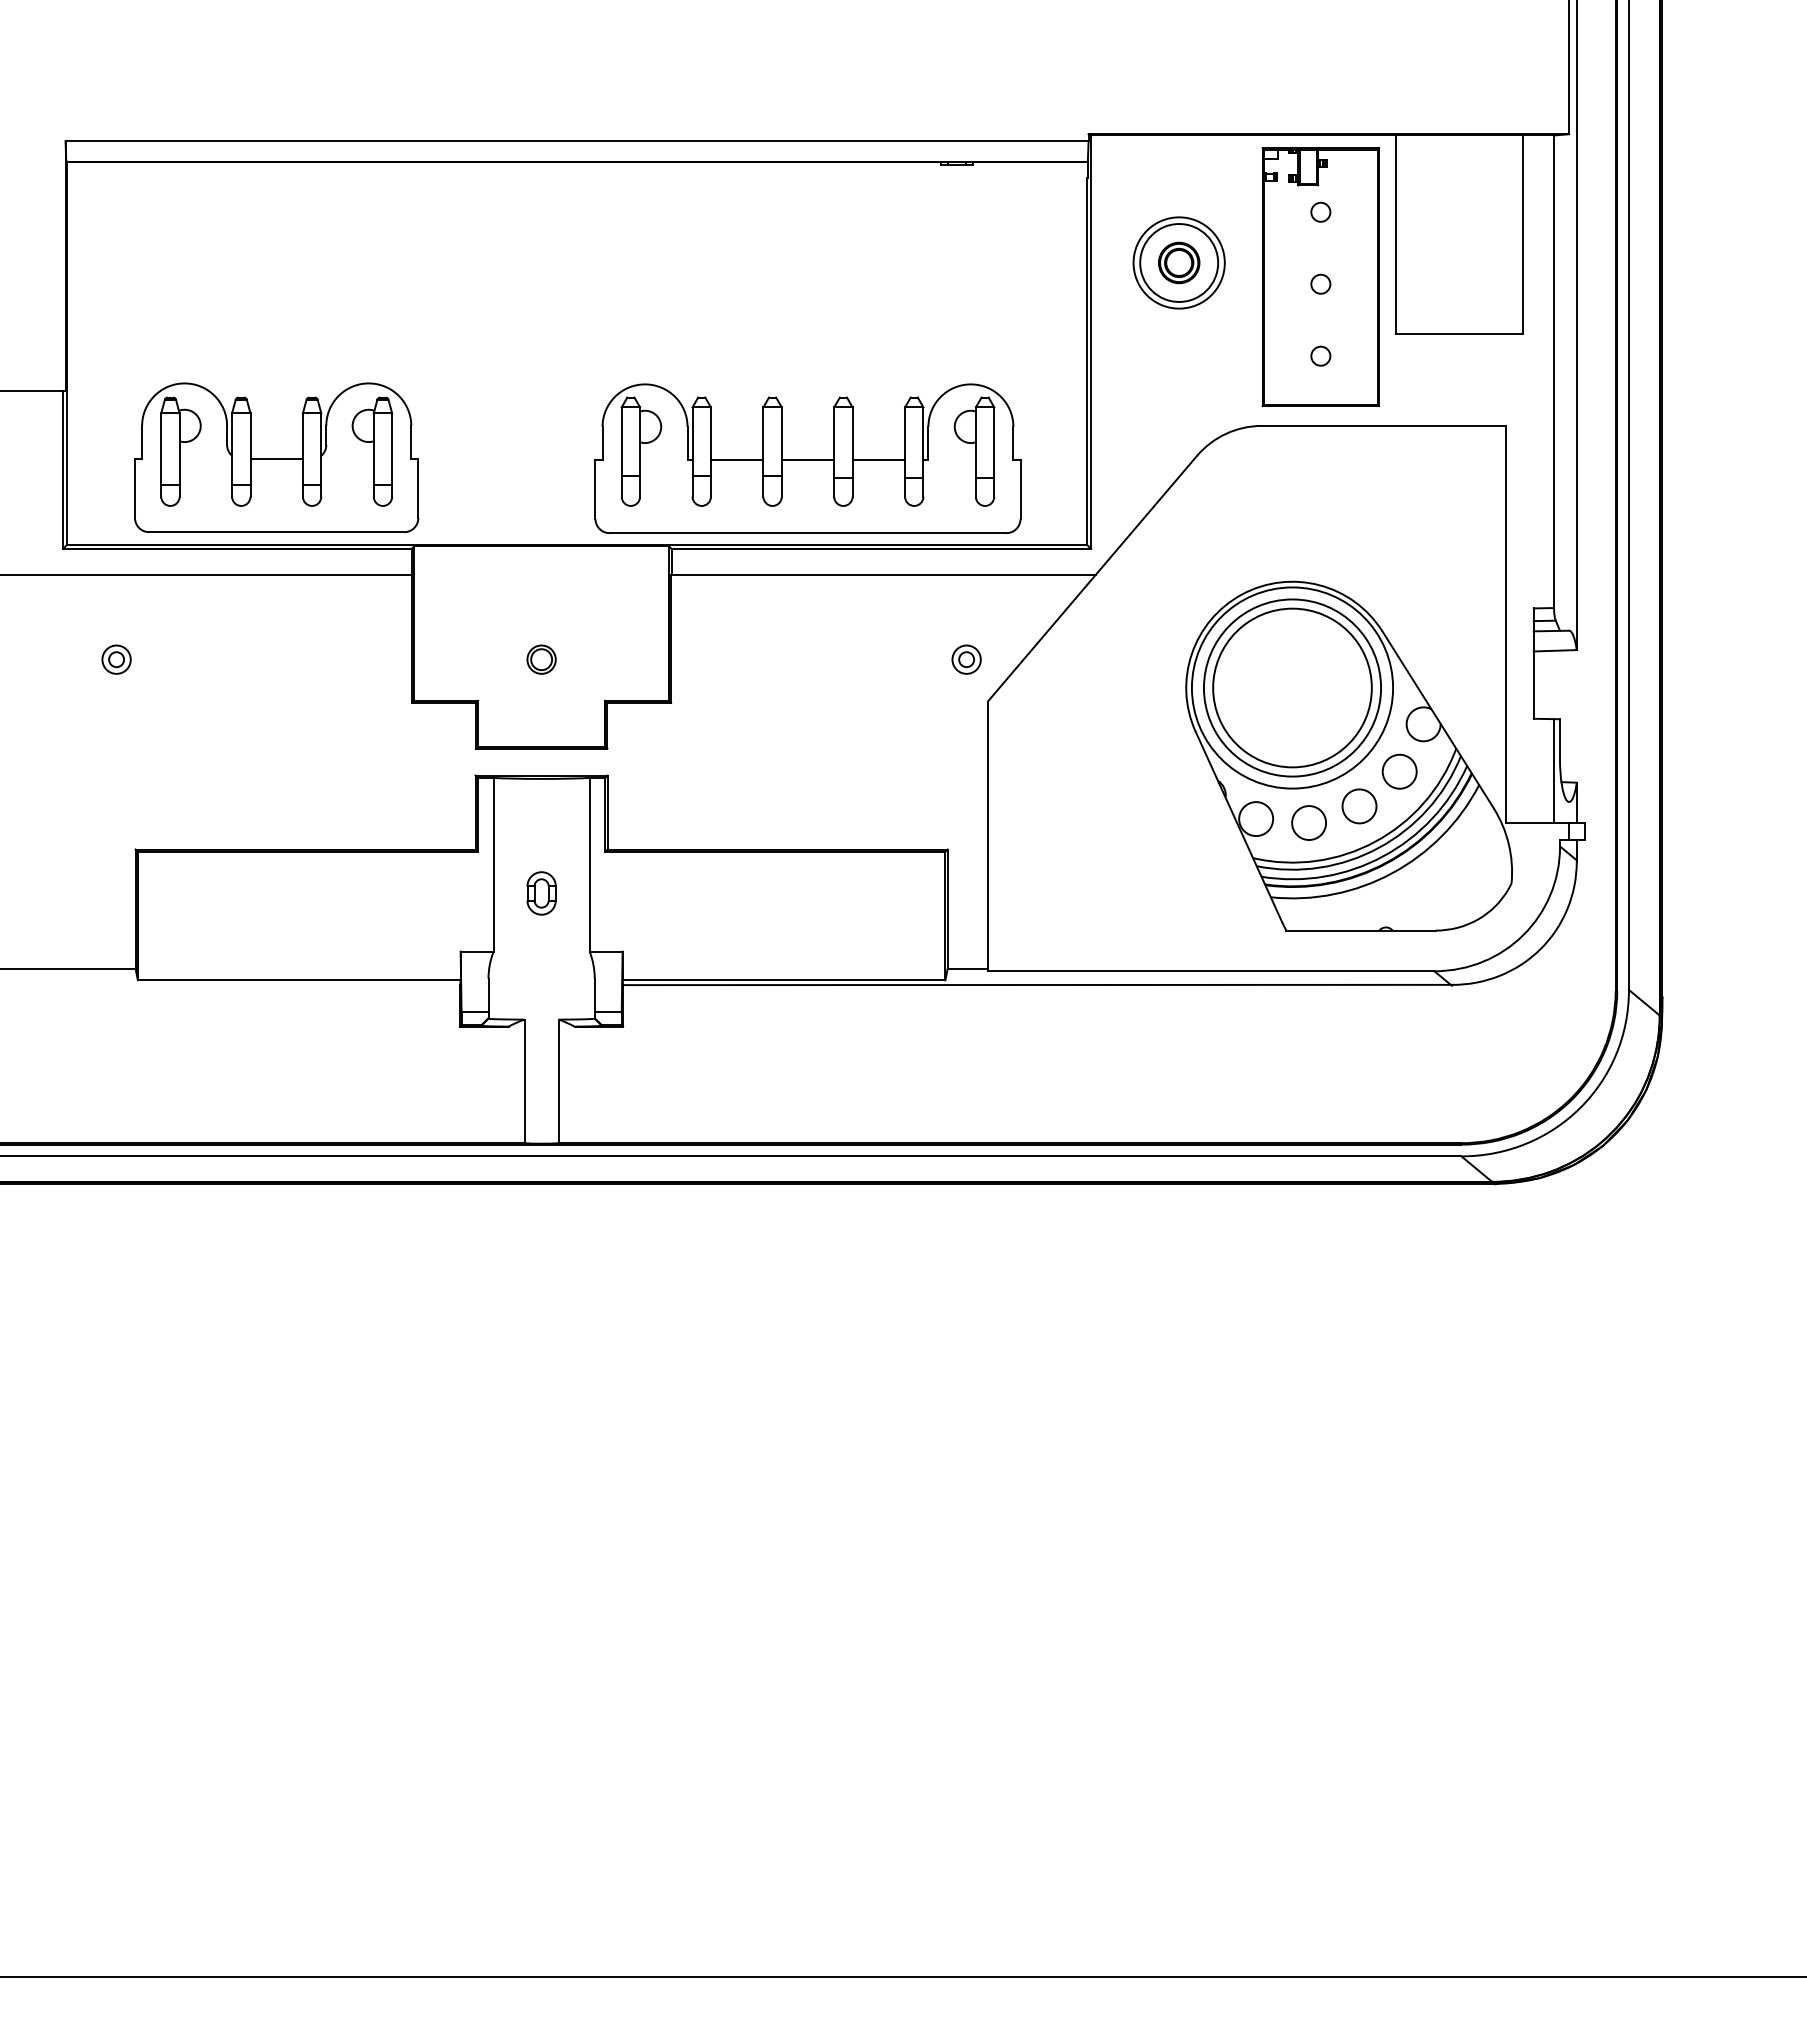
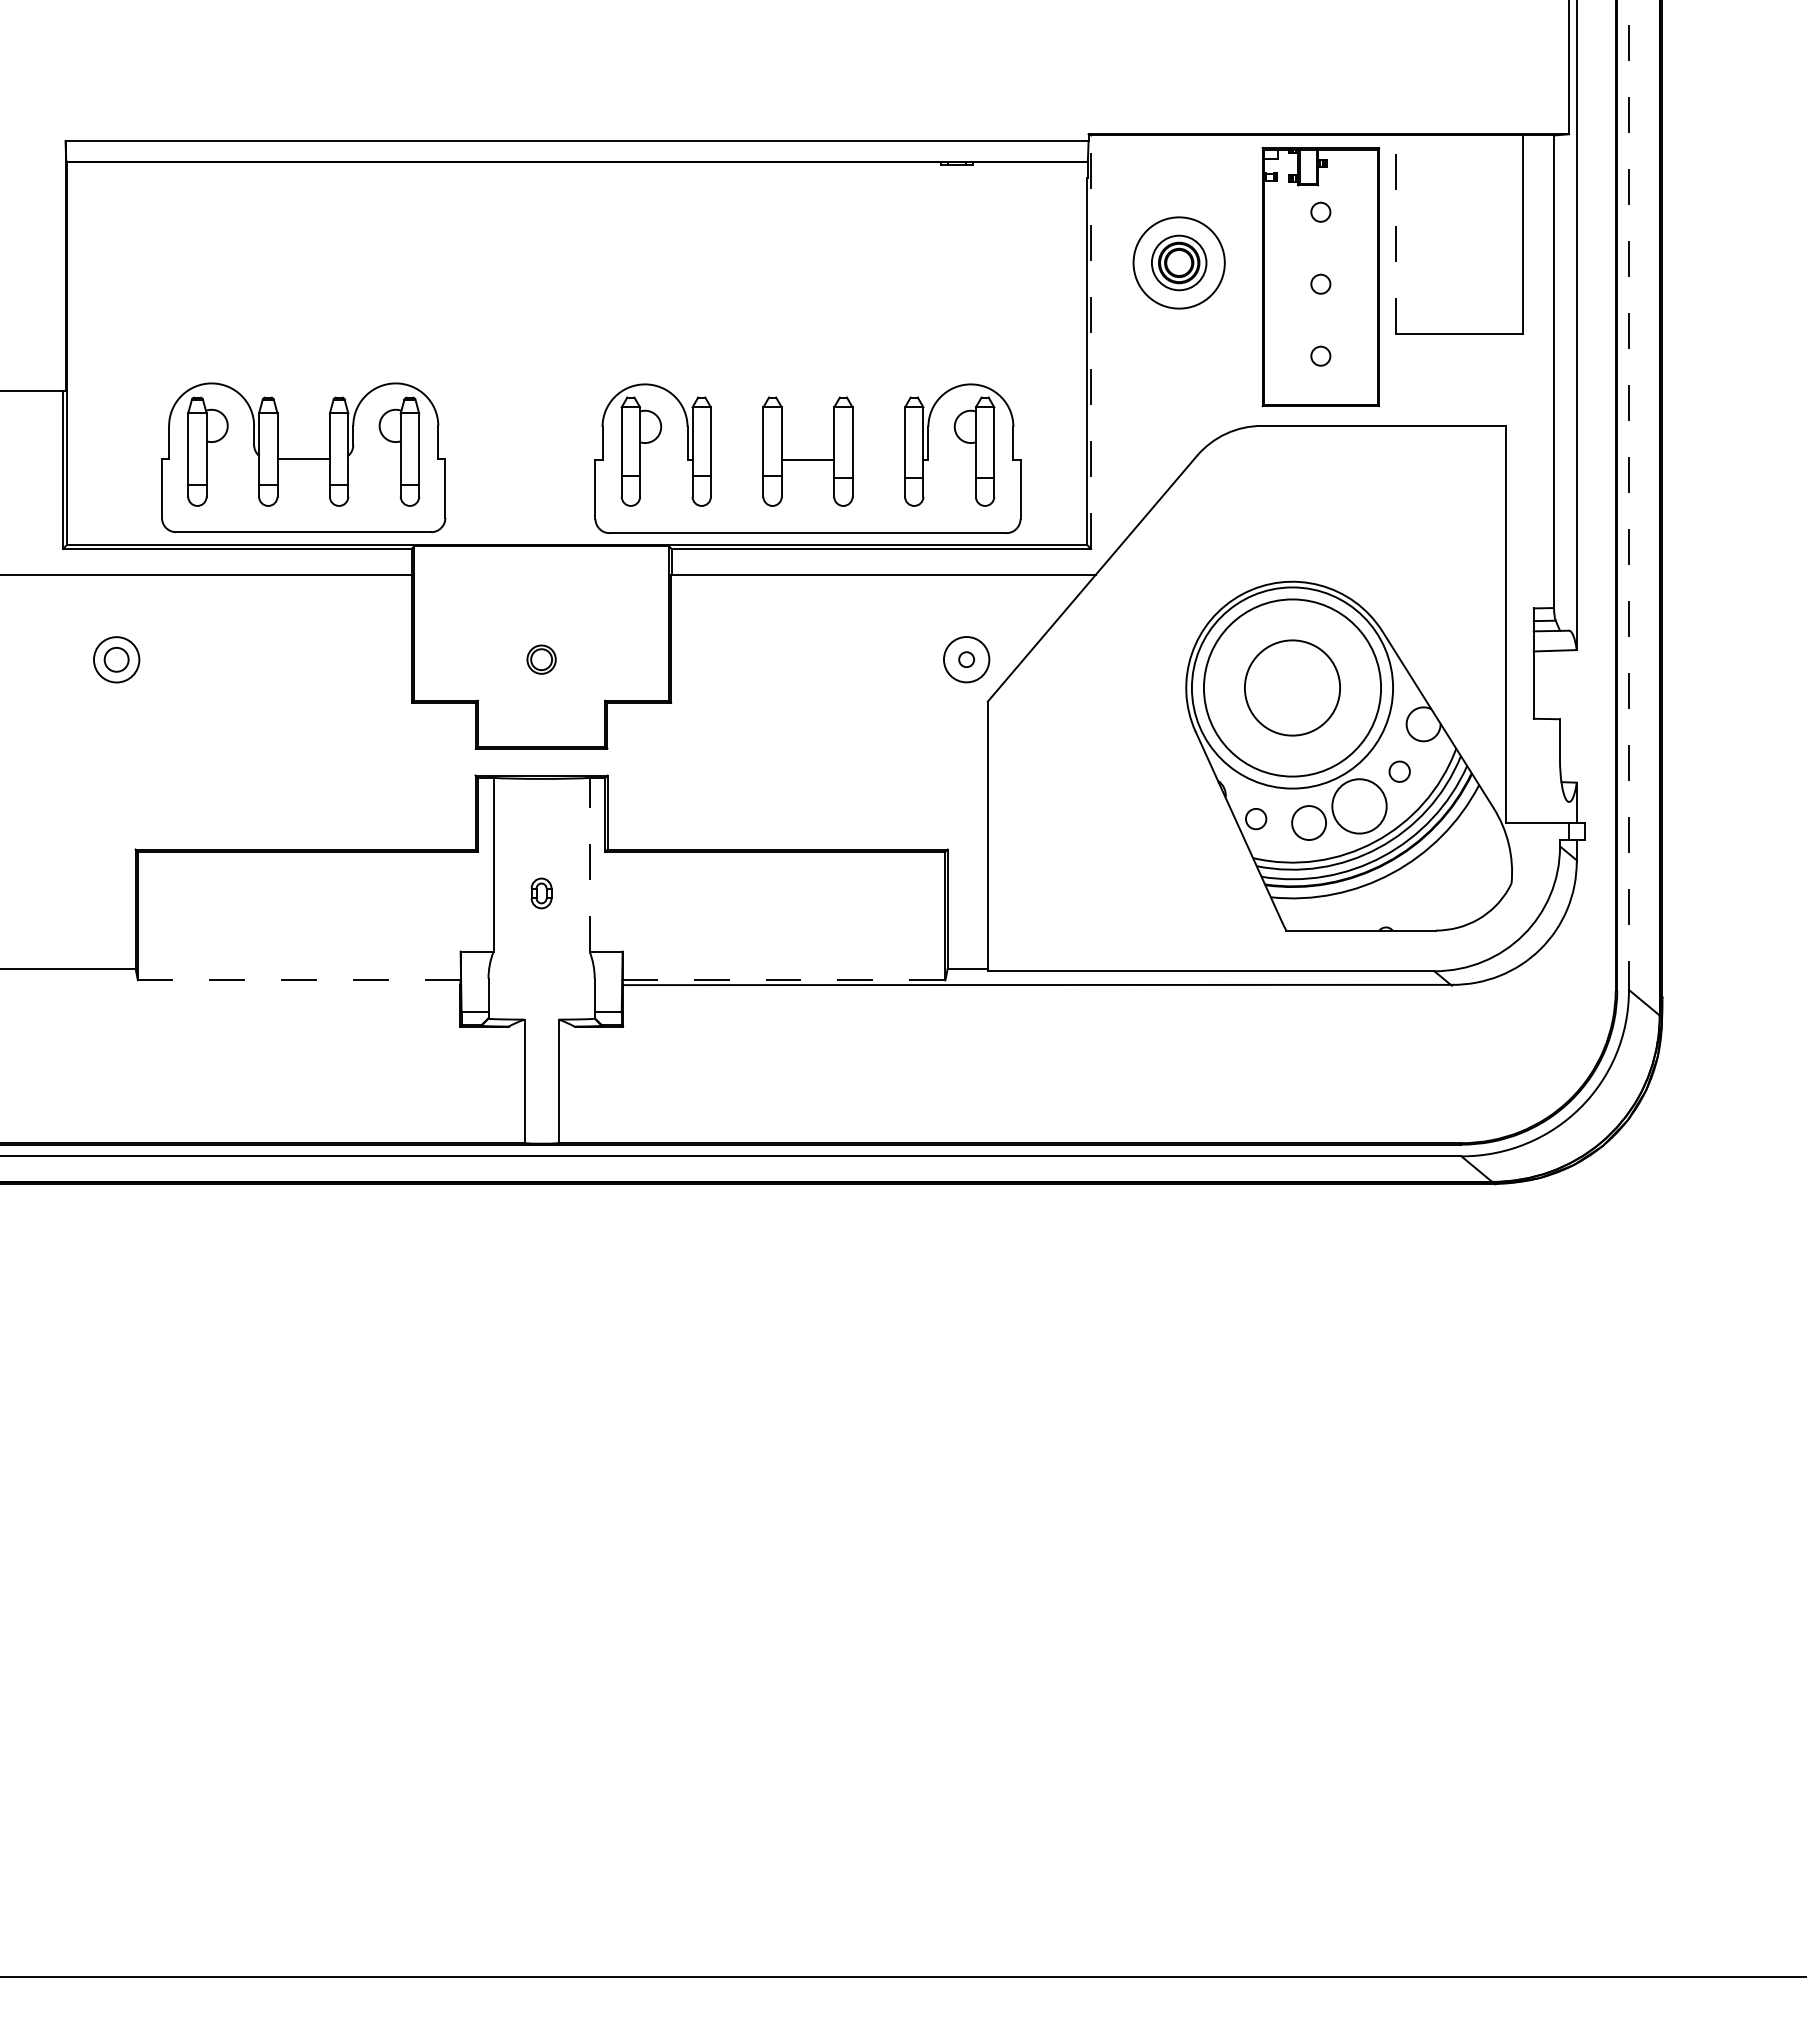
line: solid -> dashed (1395, 233)
circle diameter: 78 px -> 55 px (1178, 262)
line: solid -> dashed (1091, 342)
part position: (276, 457) -> (303, 457) (303, 457)
line: present -> none (736, 460)
line: present -> none (878, 460)
line: solid -> dashed (1628, 495)
part size: 31x31 px -> 48x48 px (116, 659)
circle diameter: 28 px -> 45 px (966, 659)
circle diameter: 159 px -> 95 px (1292, 687)
line: present -> none (1554, 770)
circle diameter: 34 px -> 20 px (1399, 771)
circle diameter: 34 px -> 54 px (1359, 806)
circle diameter: 34 px -> 20 px (1255, 818)
line: solid -> dashed (589, 864)
part size: 31x45 px -> 23x33 px (541, 893)
line: solid -> dashed (298, 980)
line: solid -> dashed (783, 980)
